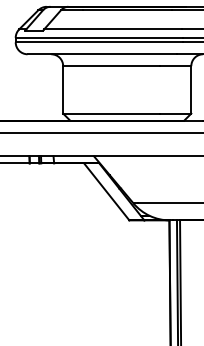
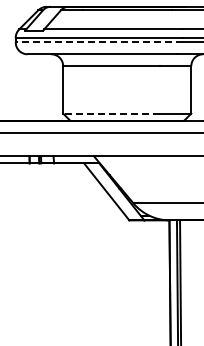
line: solid -> dashed (99, 42)
line: solid -> dashed (110, 113)
